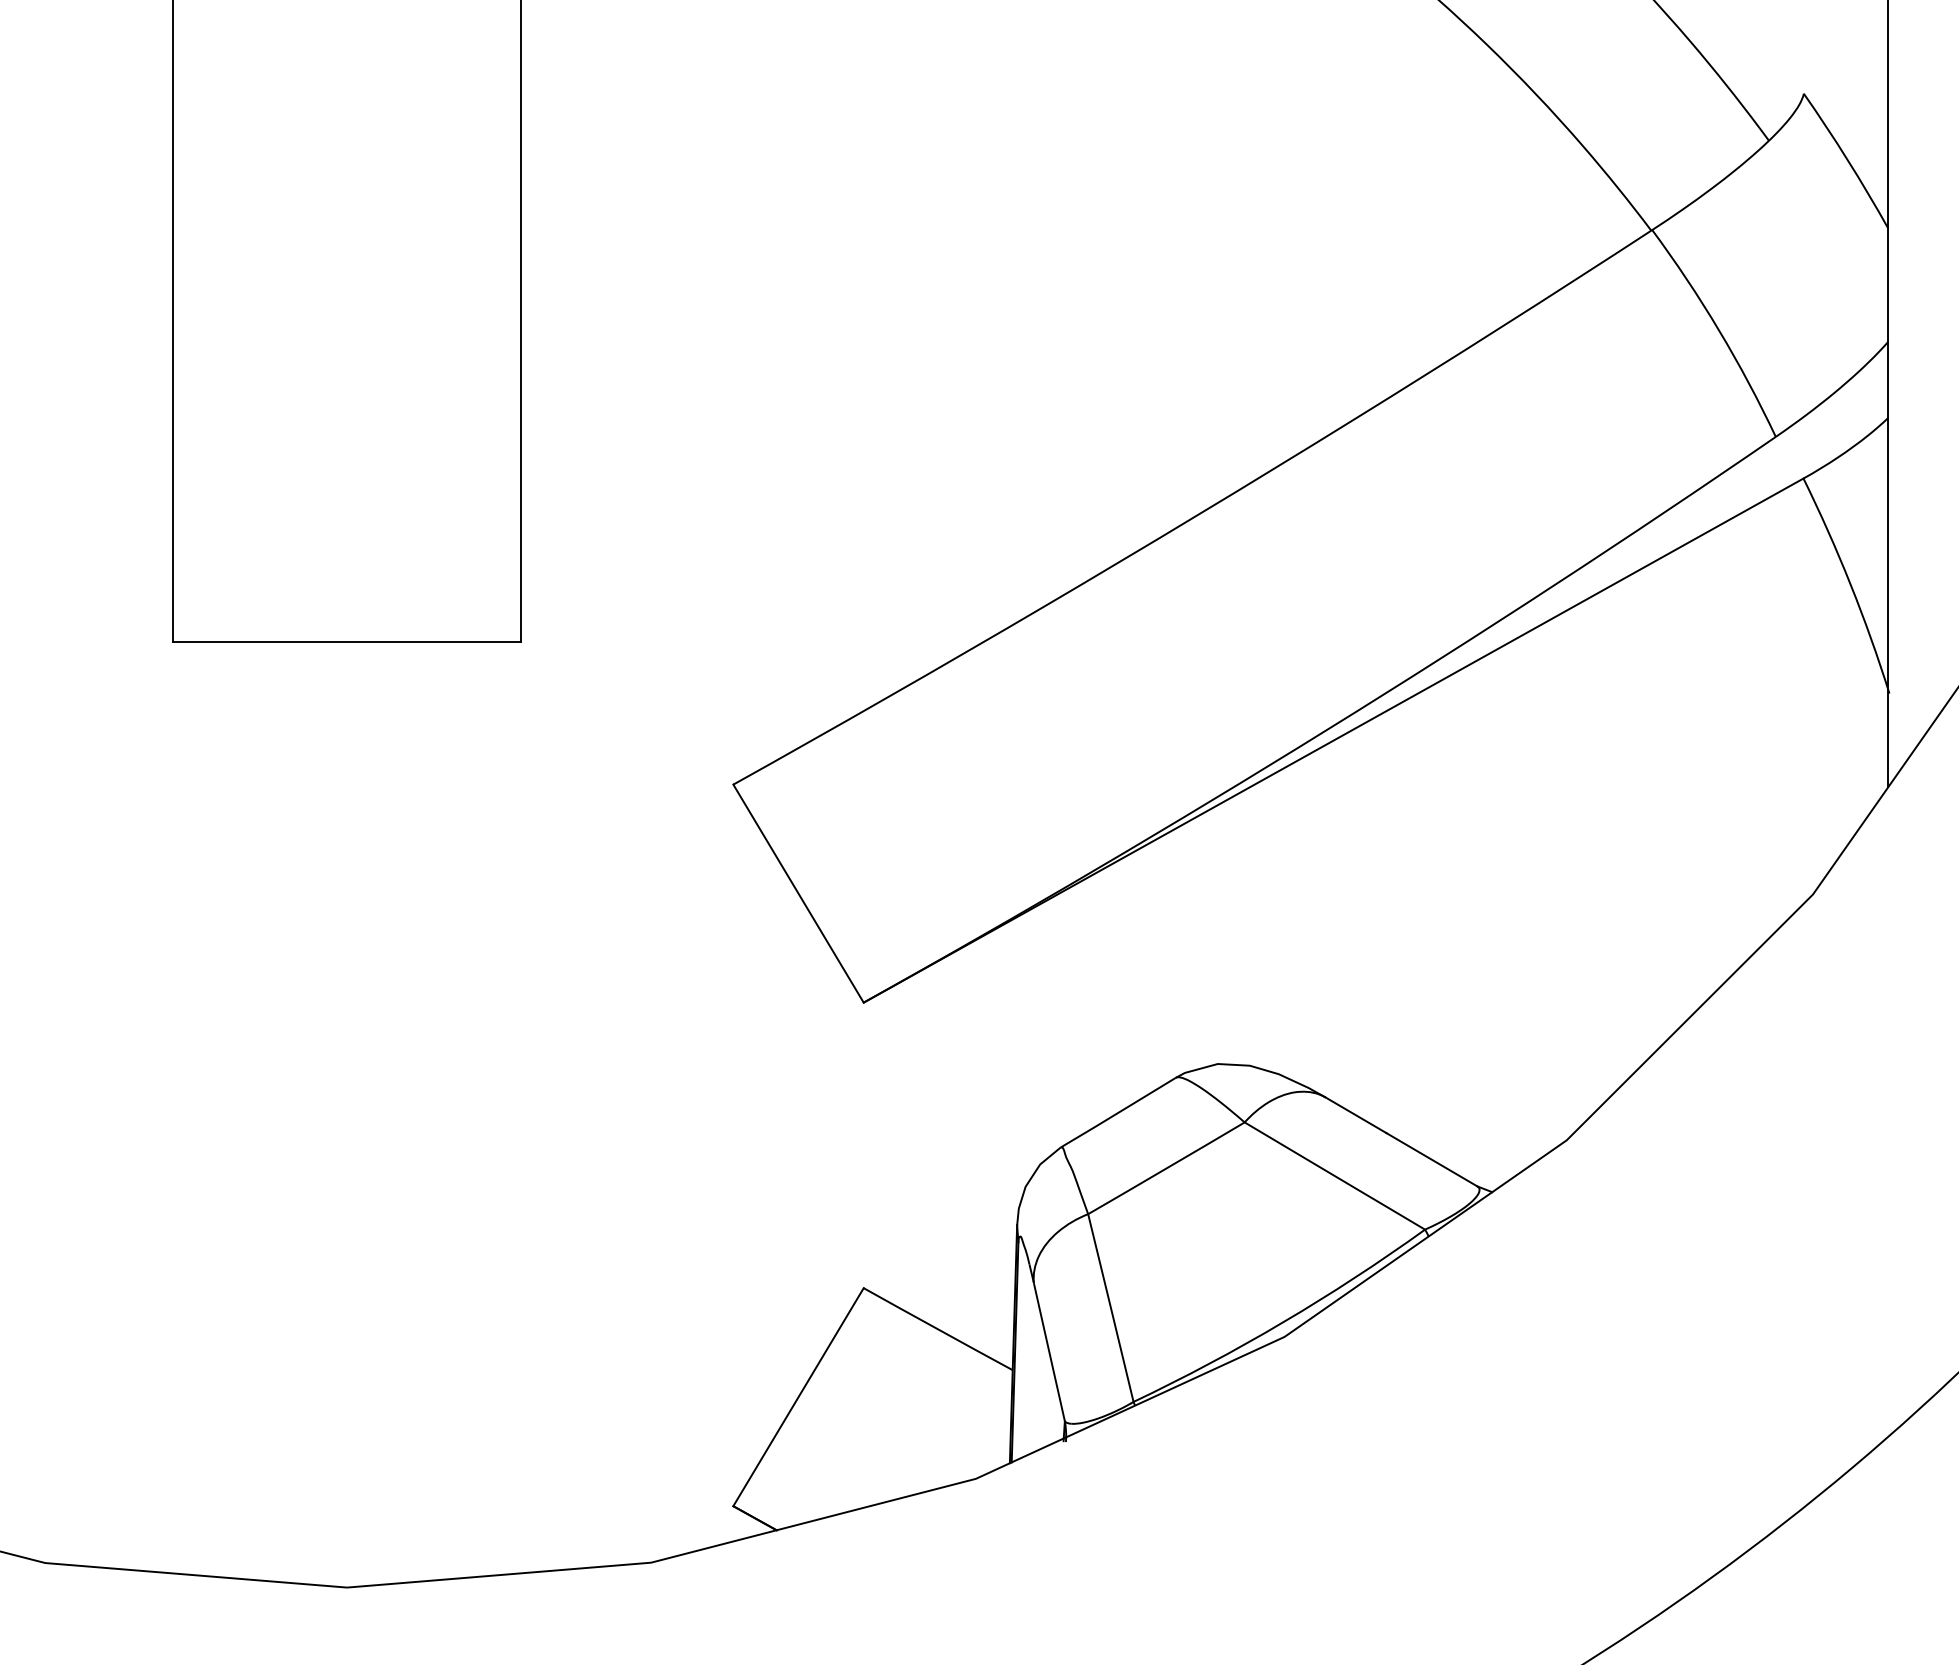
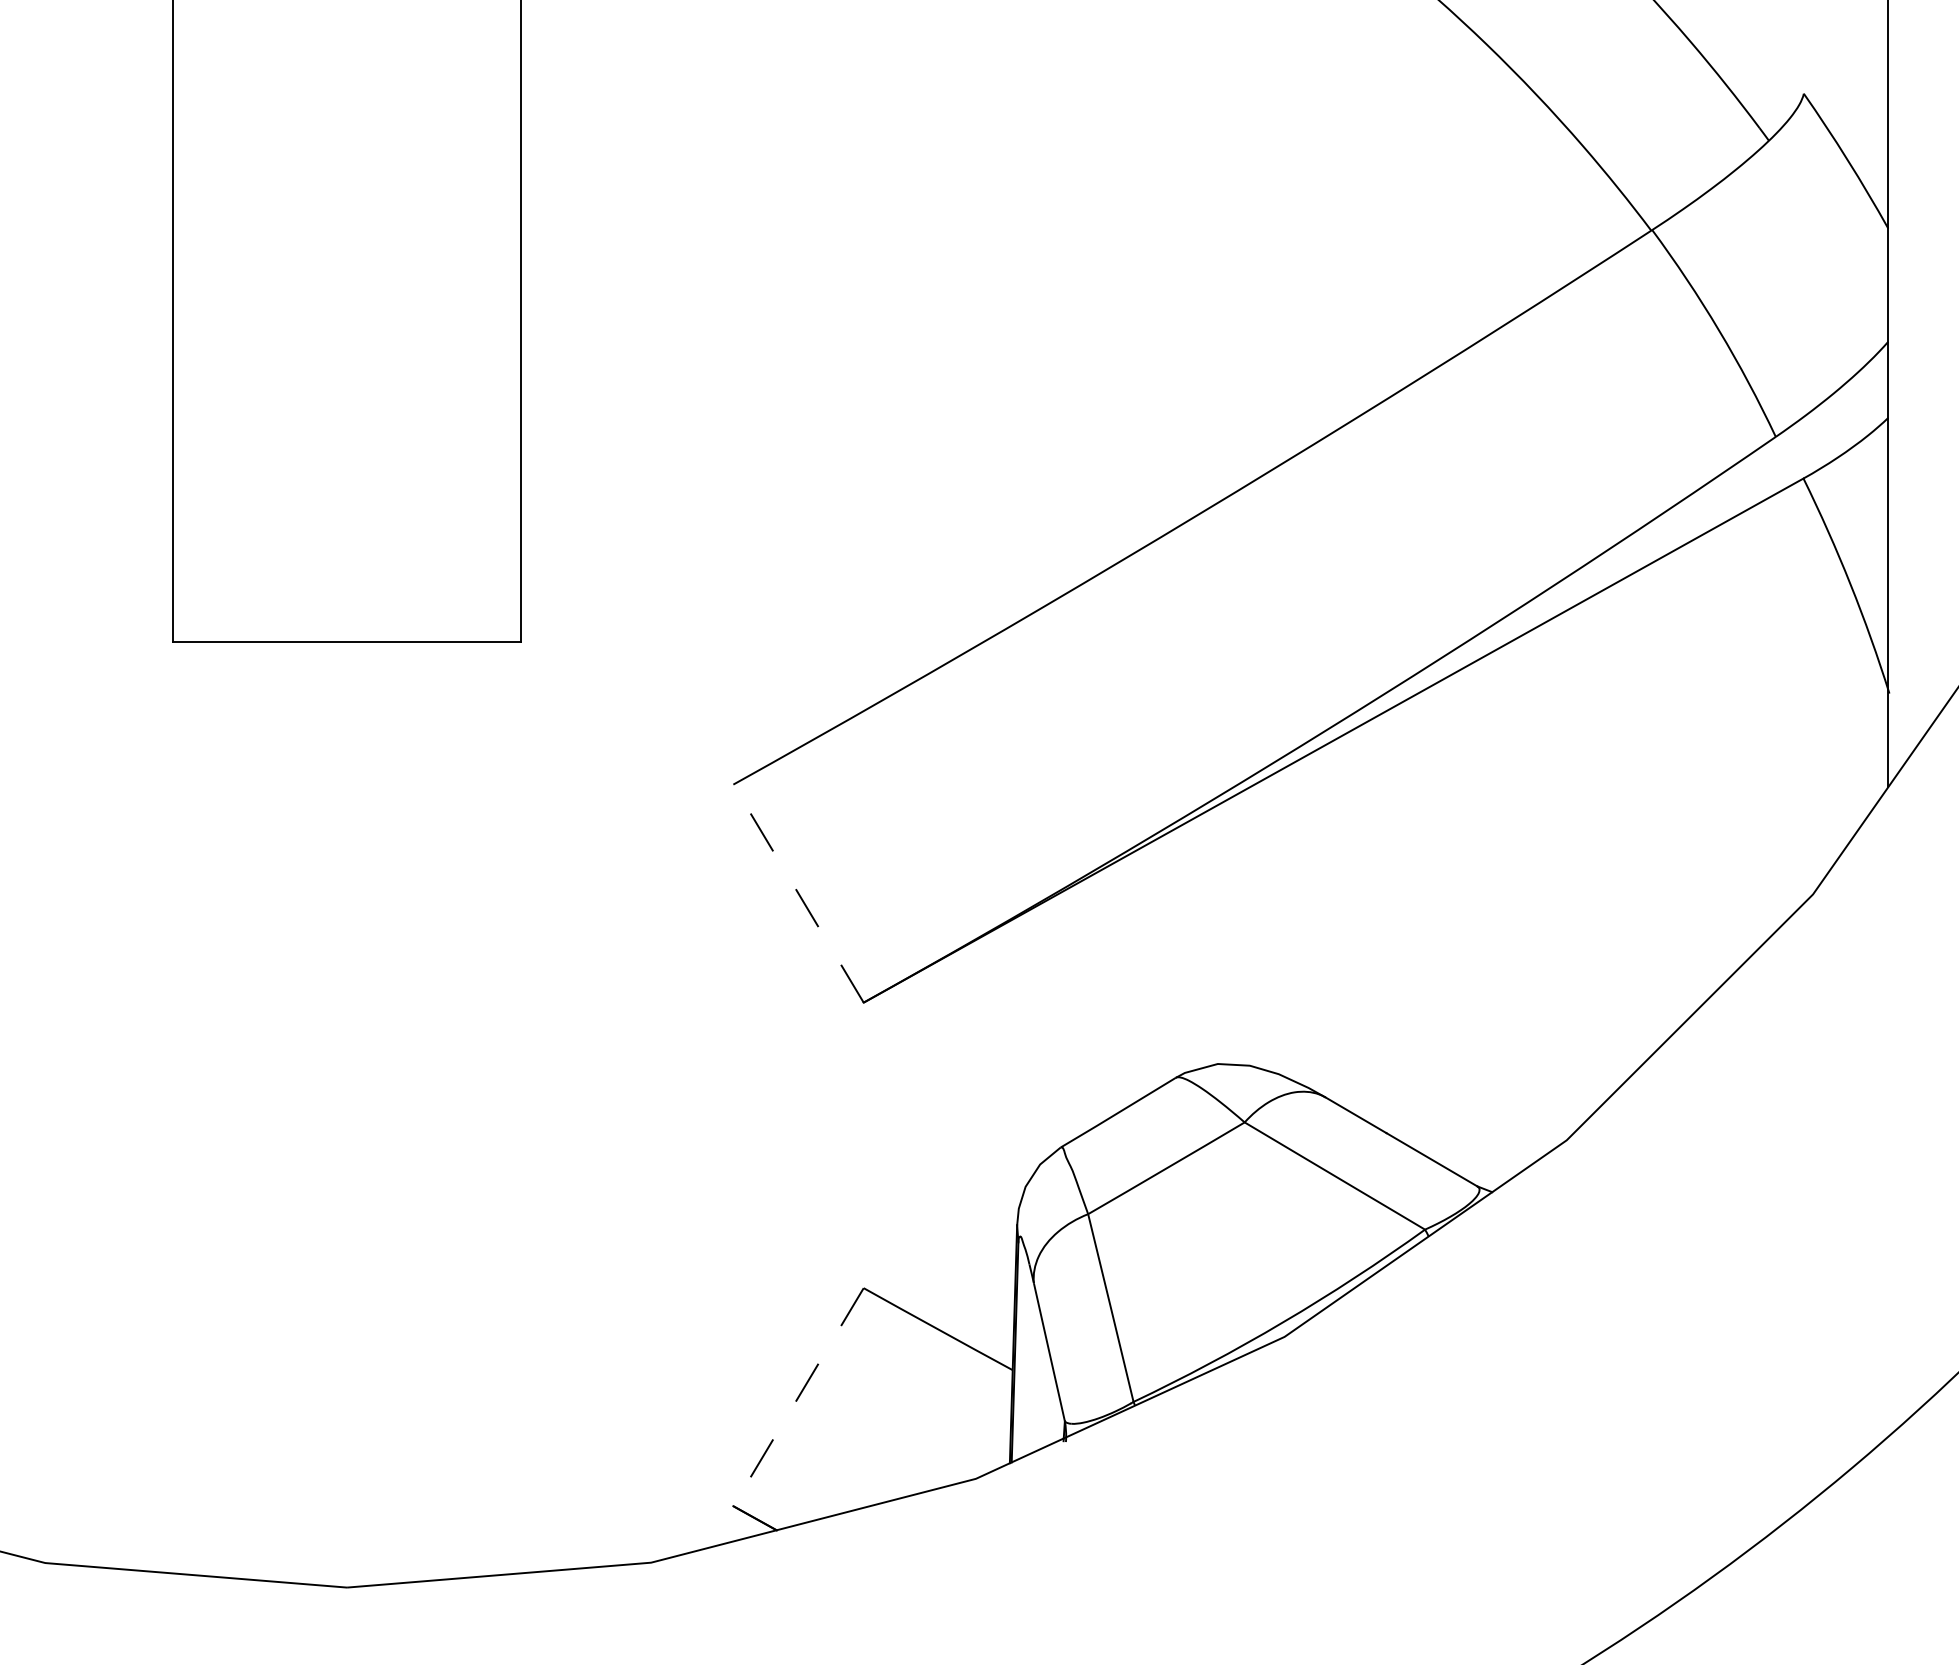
line: solid -> dashed (798, 893)
line: solid -> dashed (798, 1397)
